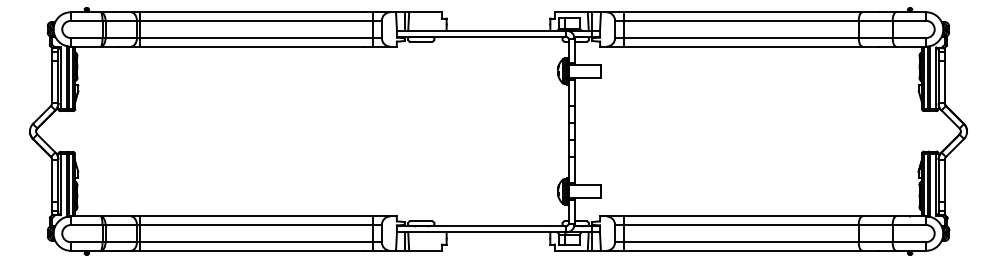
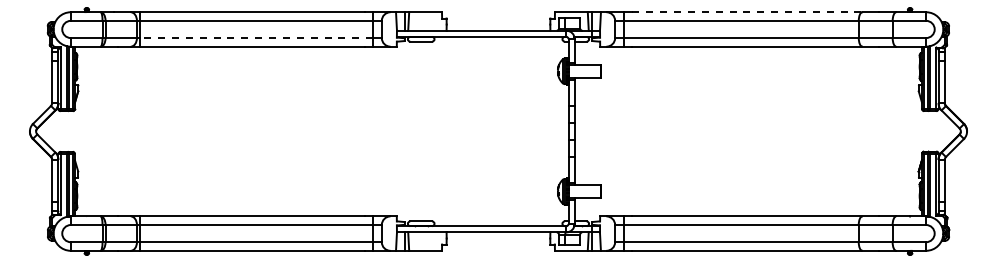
line: solid -> dashed (746, 12)
line: solid -> dashed (256, 38)
